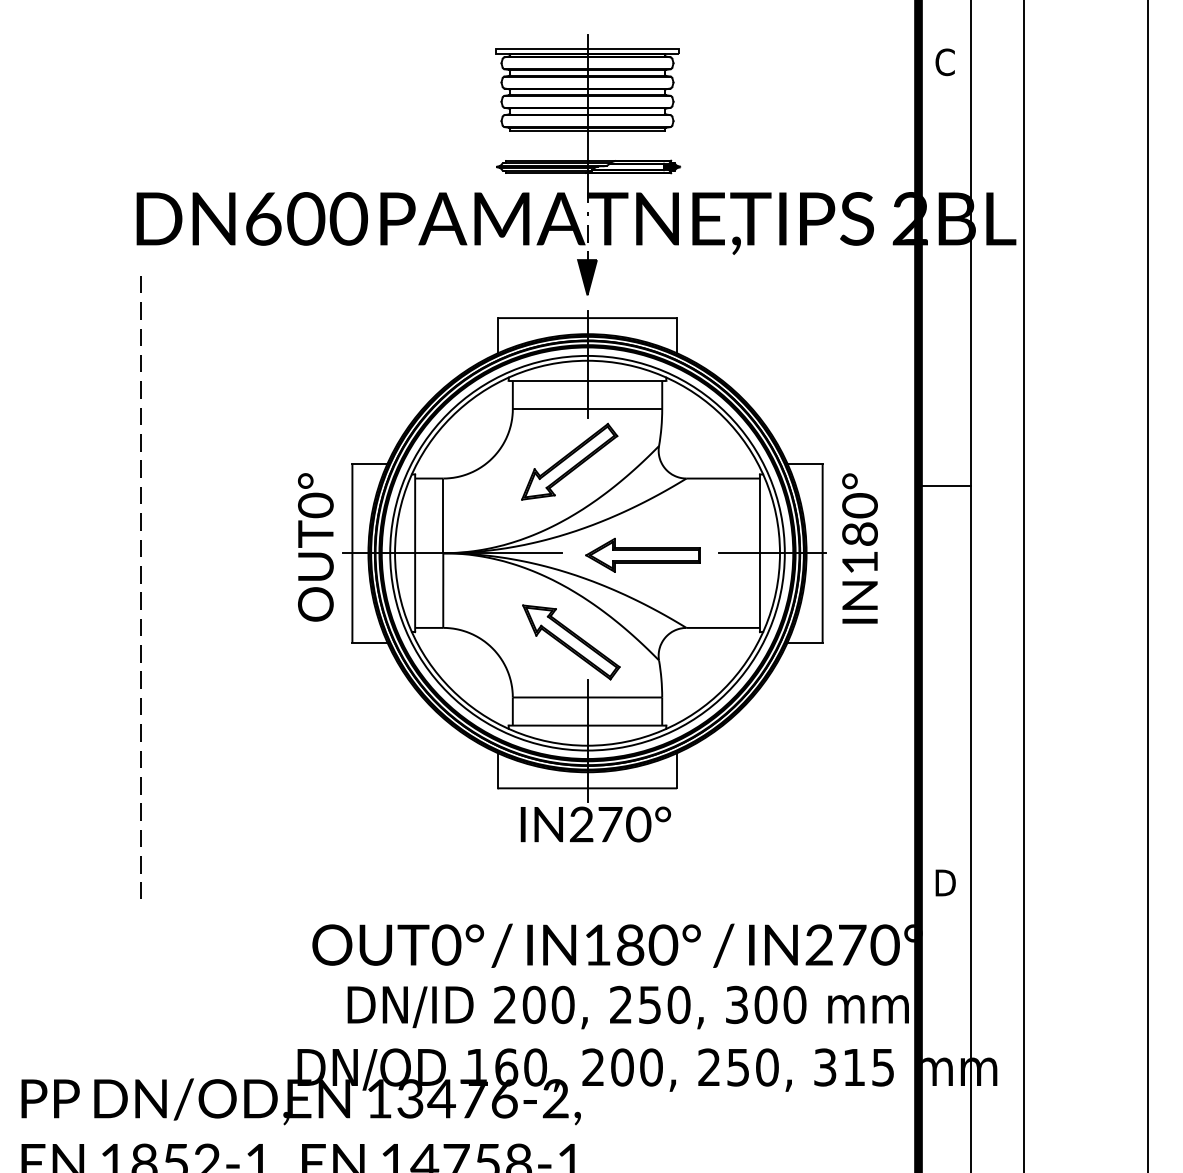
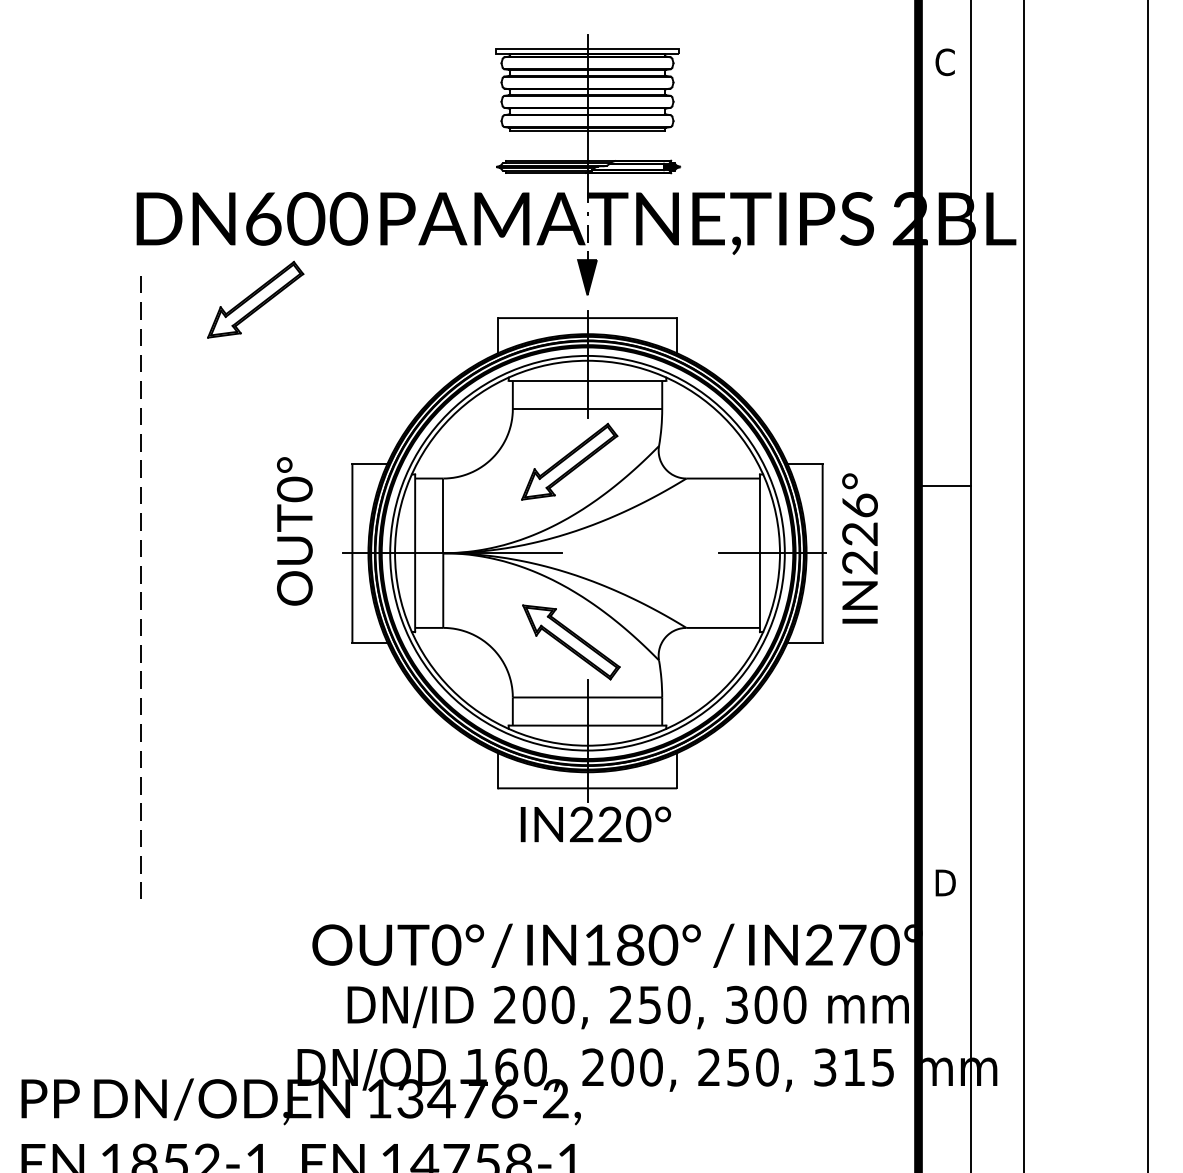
part: none -> present (255, 299)
text: IN180° -> IN226° (859, 533)
text position: (315, 547) -> (294, 531) (294, 531)
part: present -> none (642, 554)
text: IN270° -> IN220° (610, 824)
